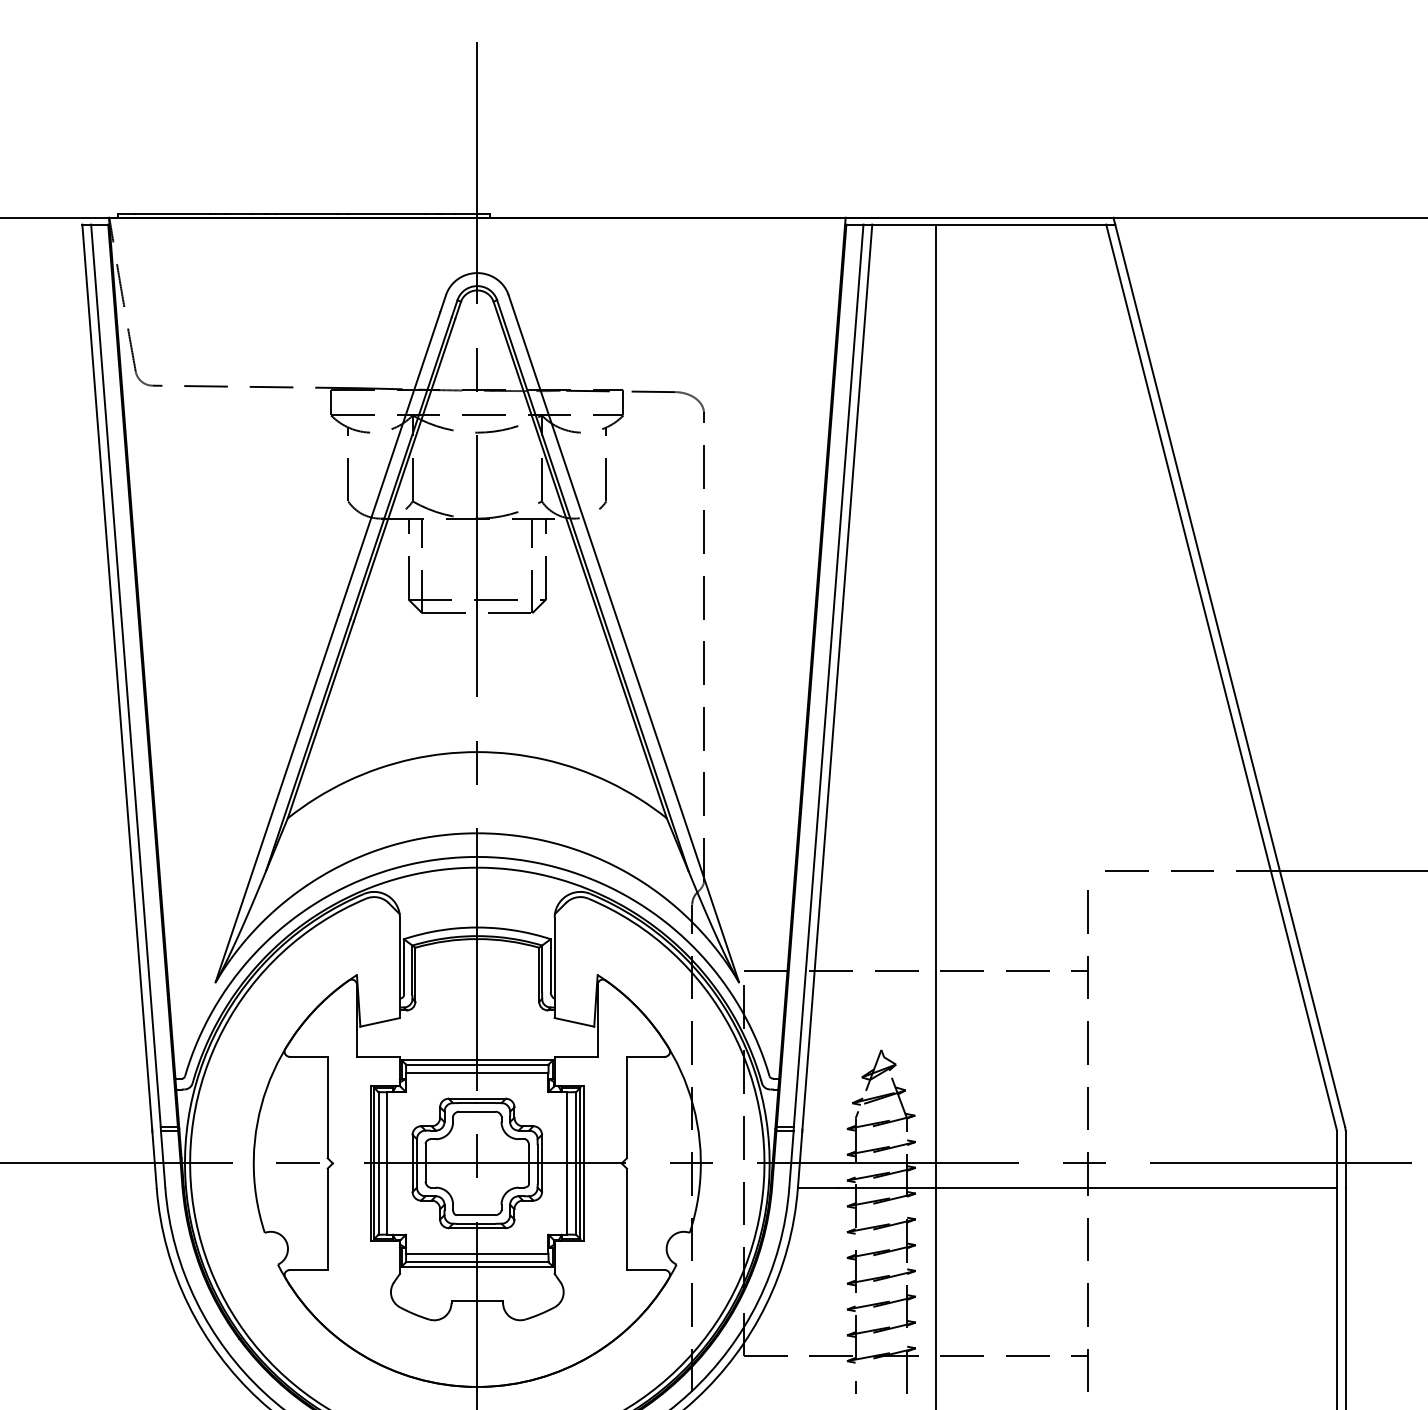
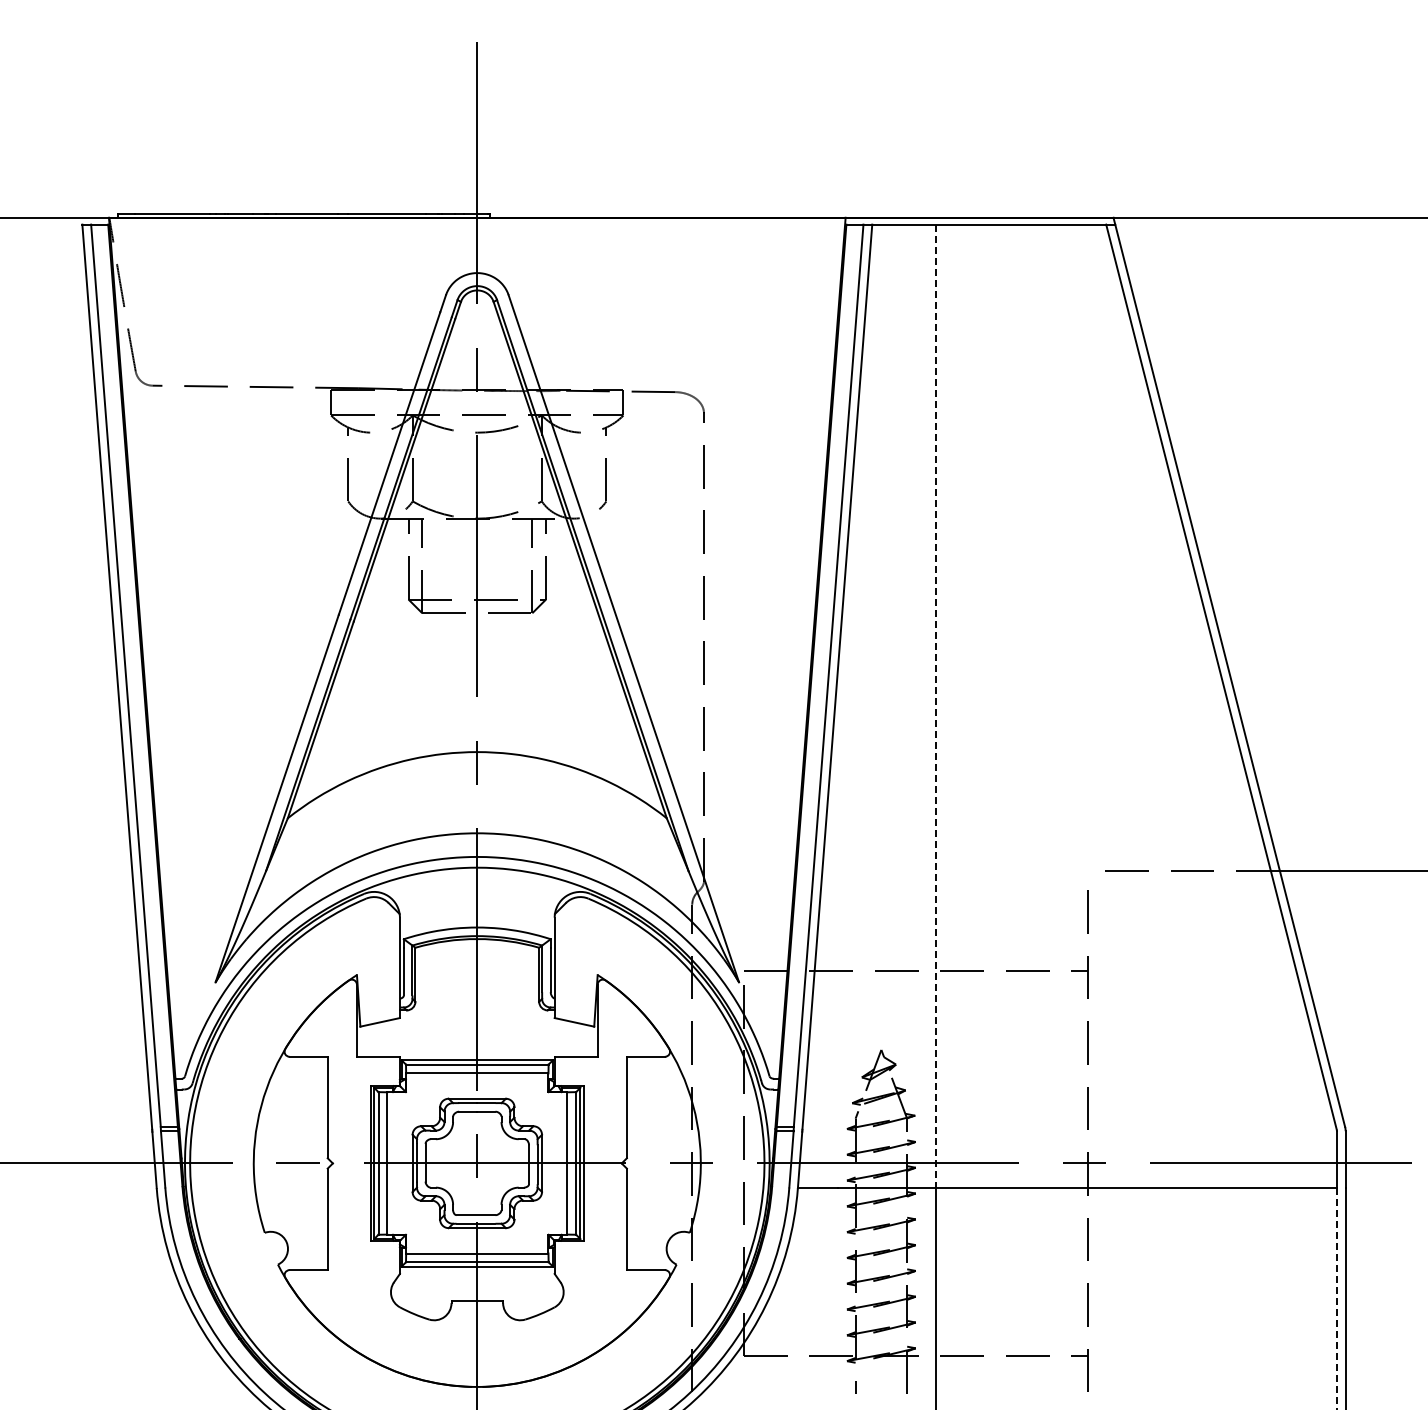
line: solid -> dashed (936, 706)
line: solid -> dashed (1337, 1299)
